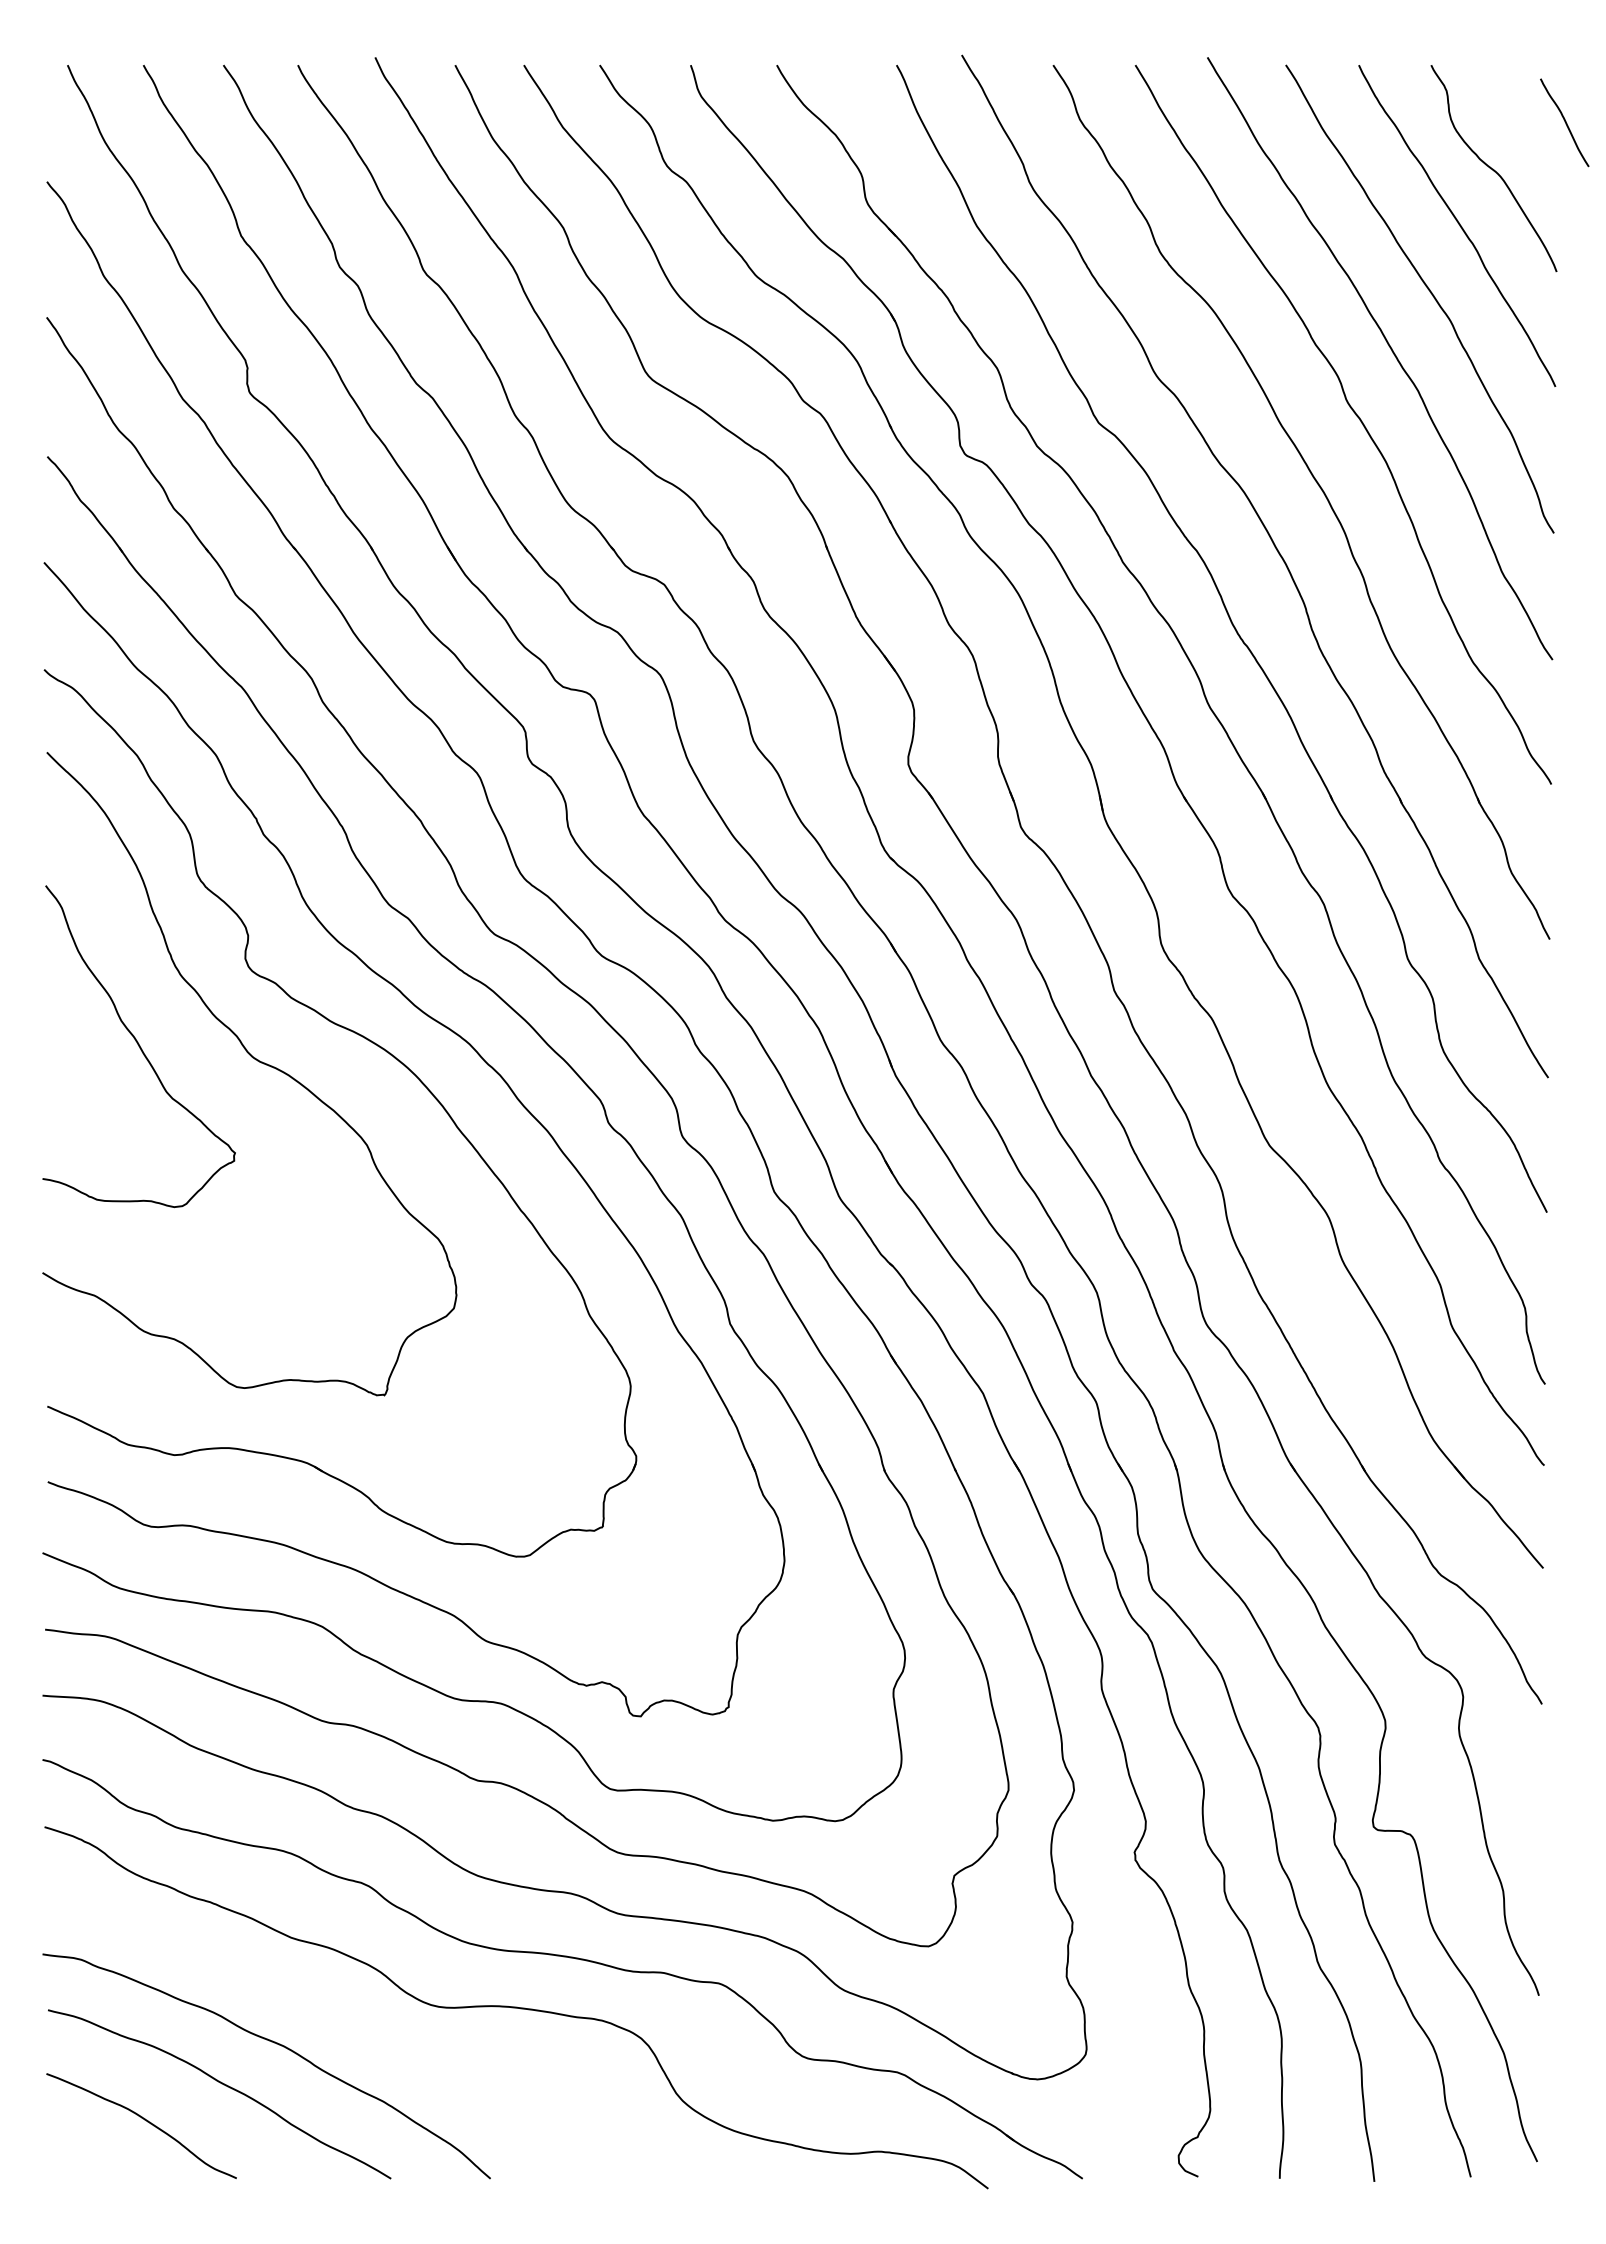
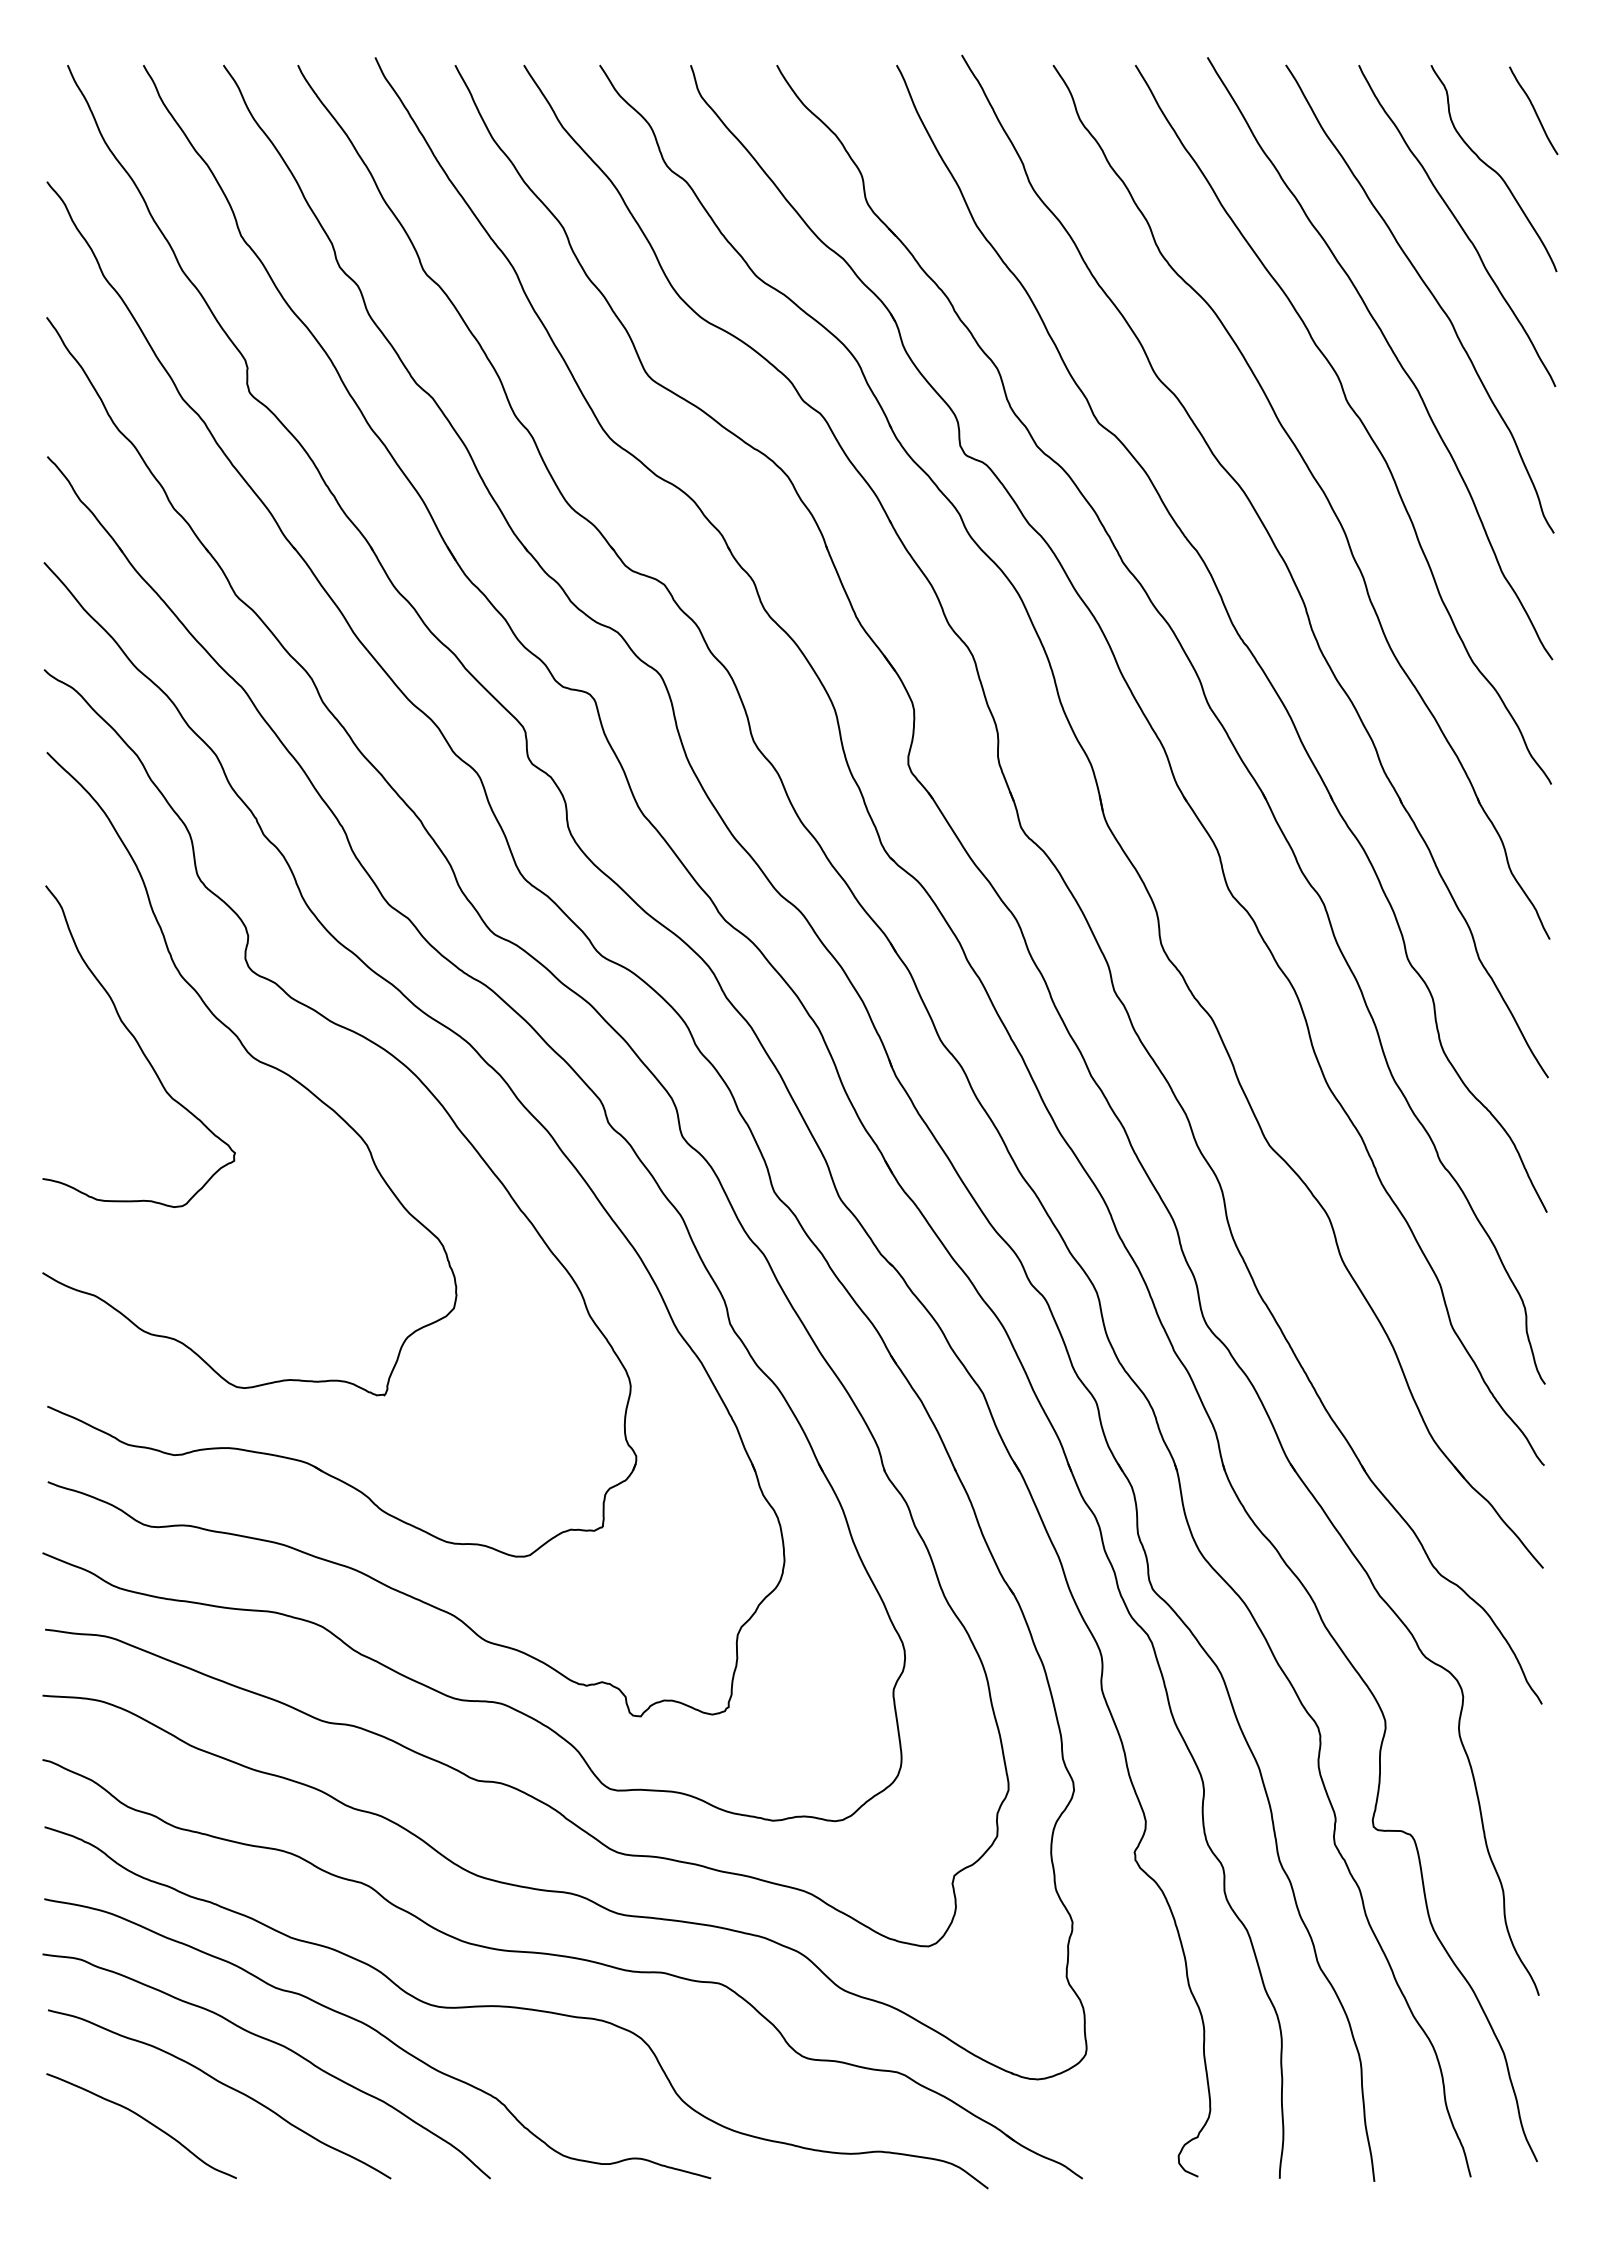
curve position: (1564, 122) -> (1533, 110) (1533, 110)
curve: none -> present (379, 2034)
